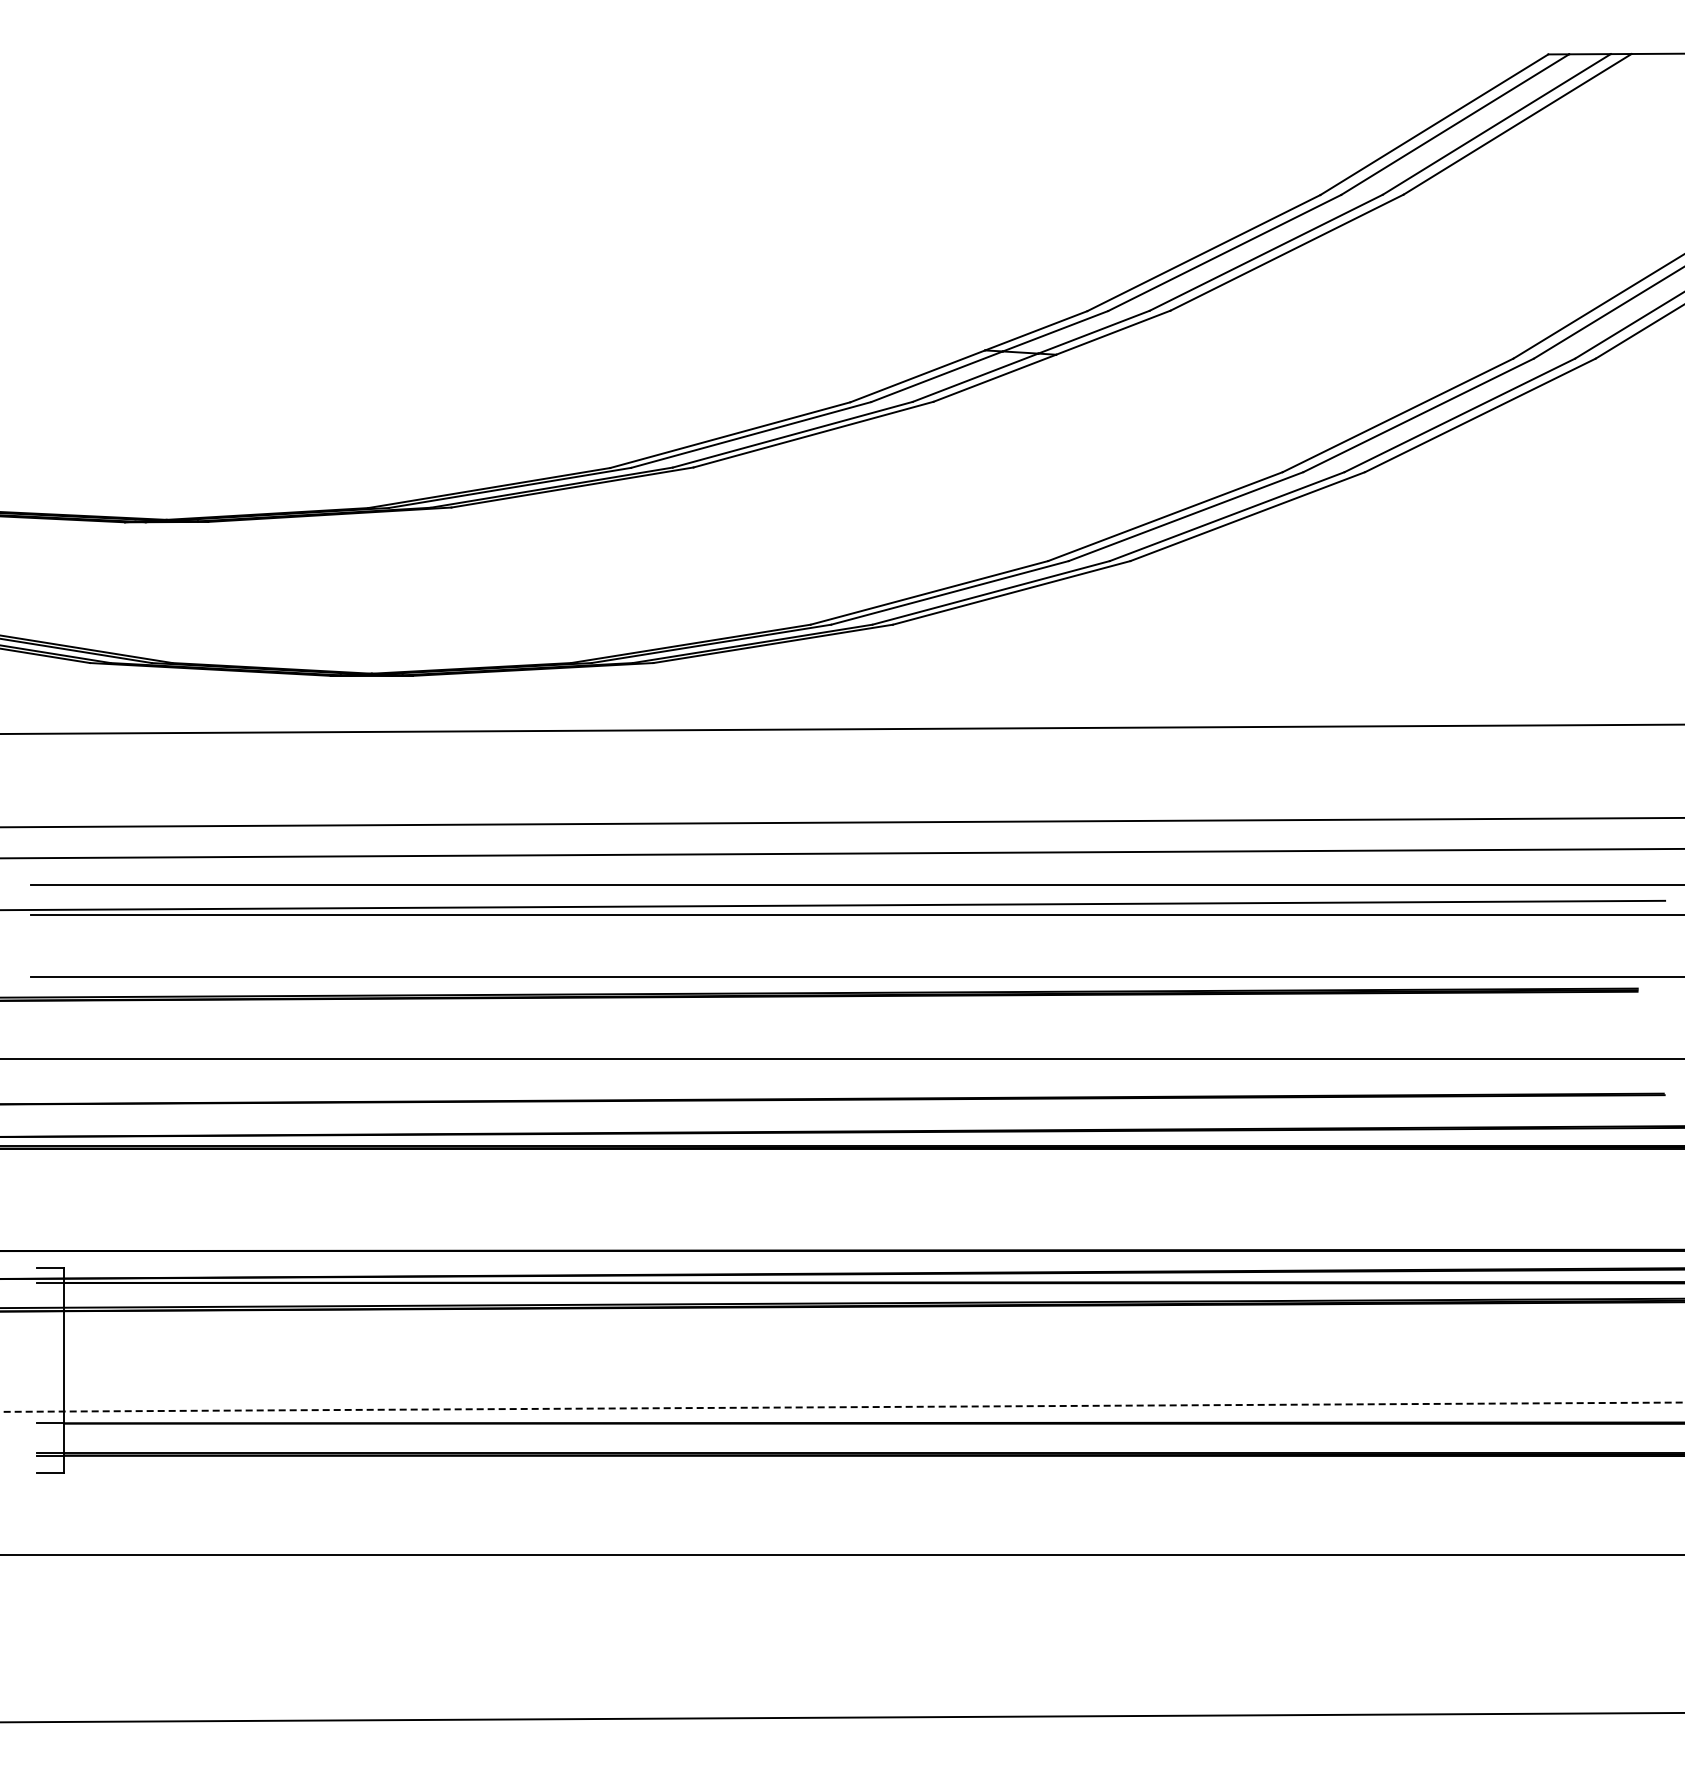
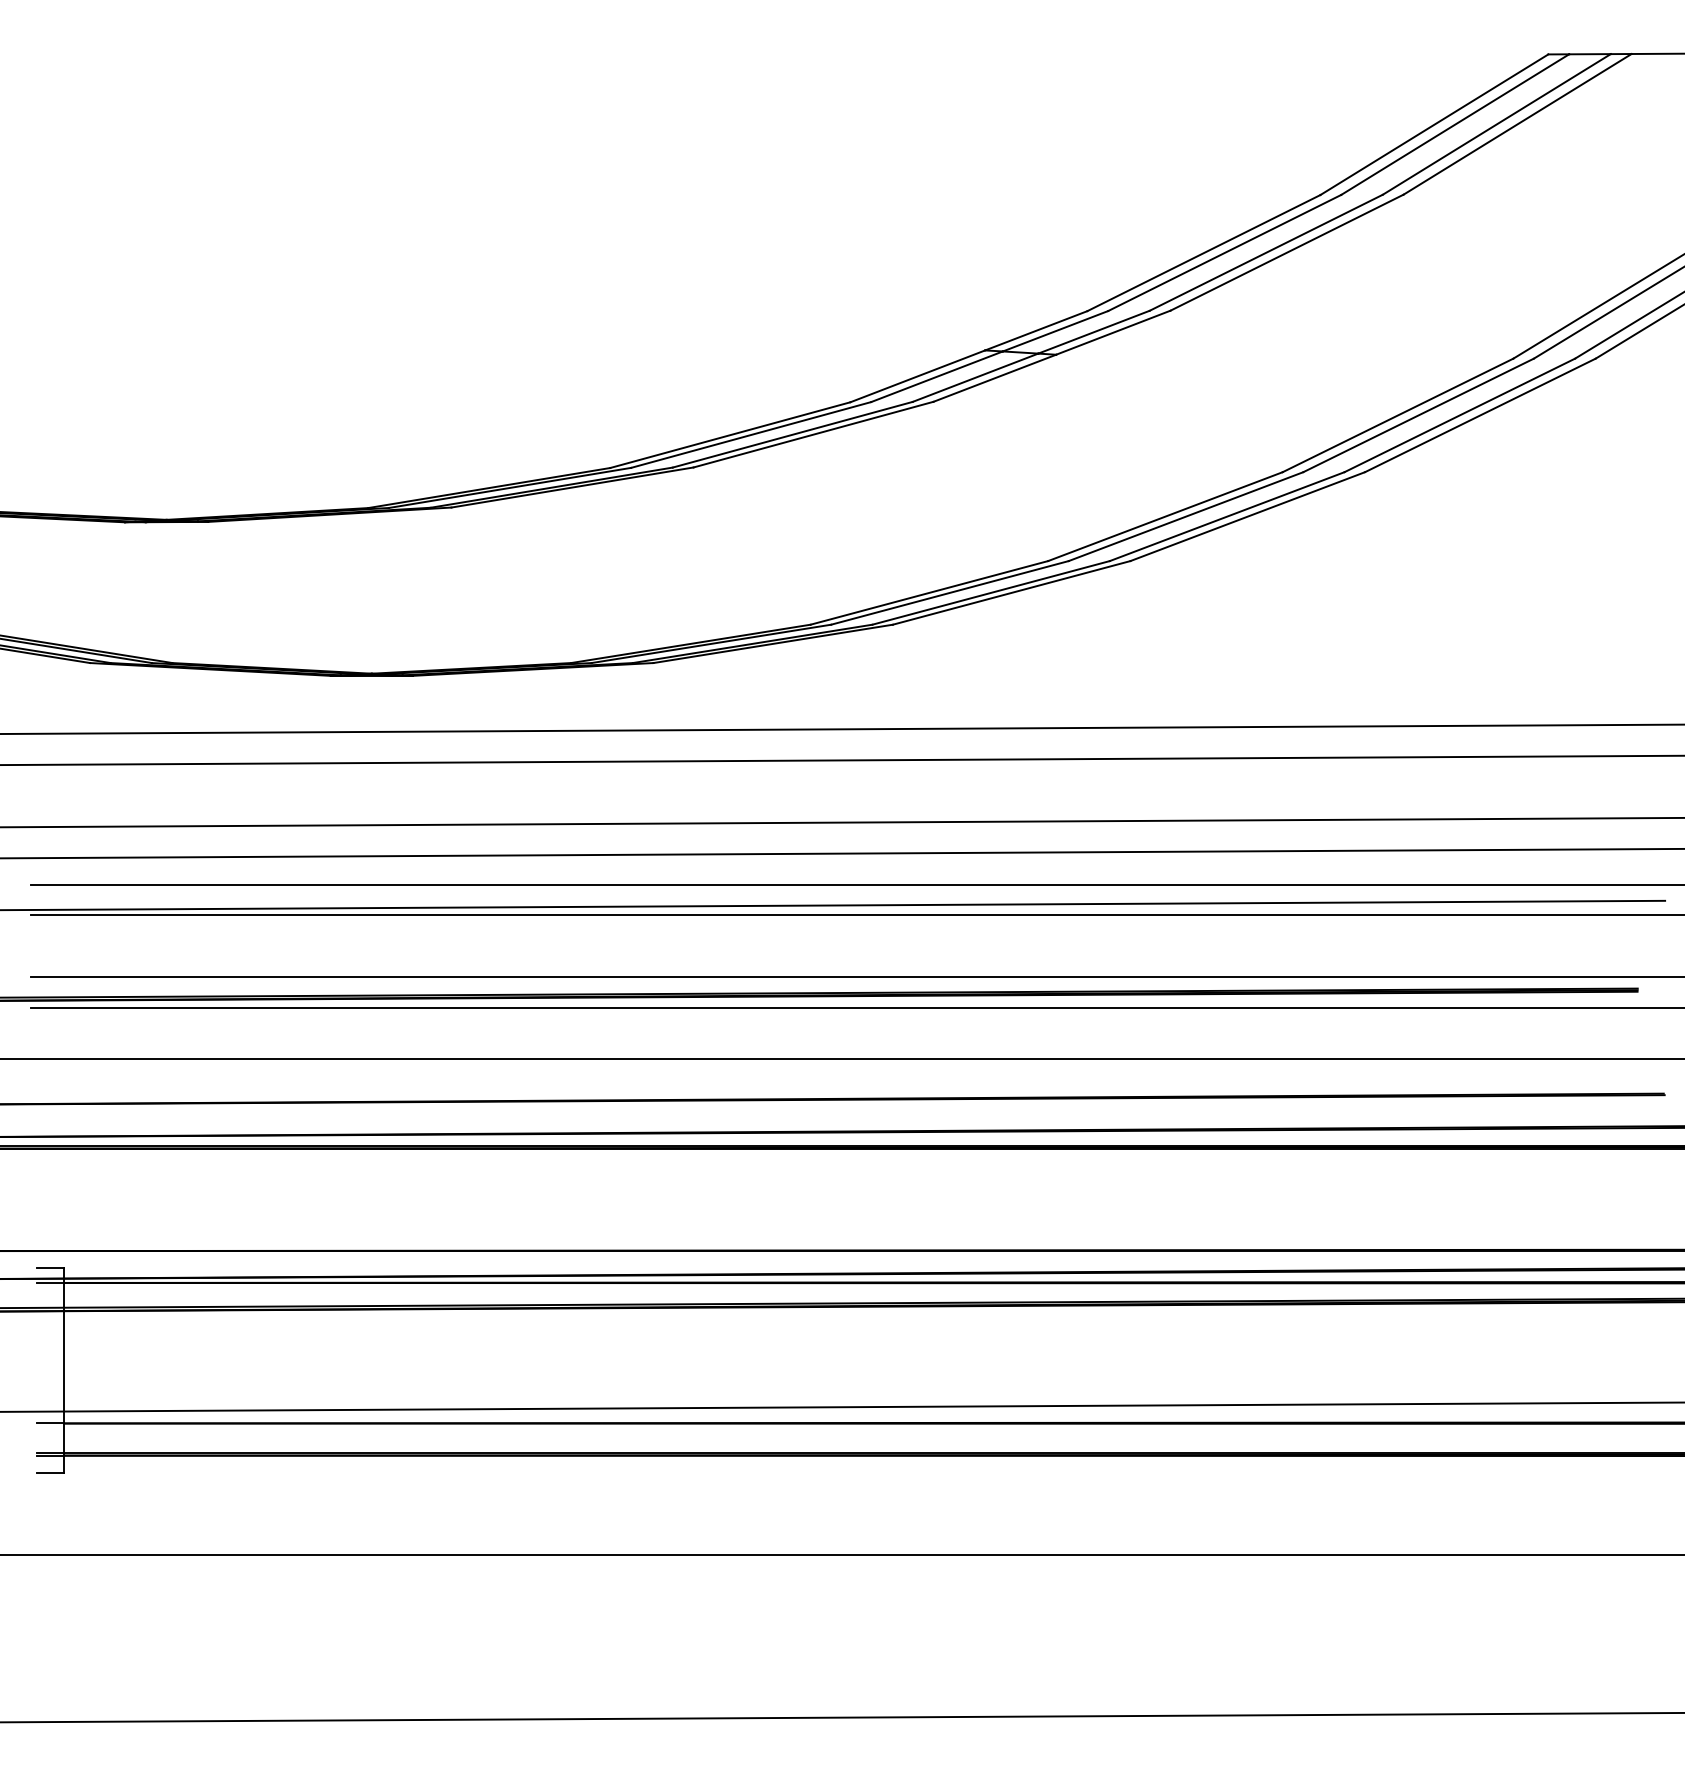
line: none -> present (841, 760)
line: none -> present (856, 1007)
line: dashed -> solid (842, 1407)
